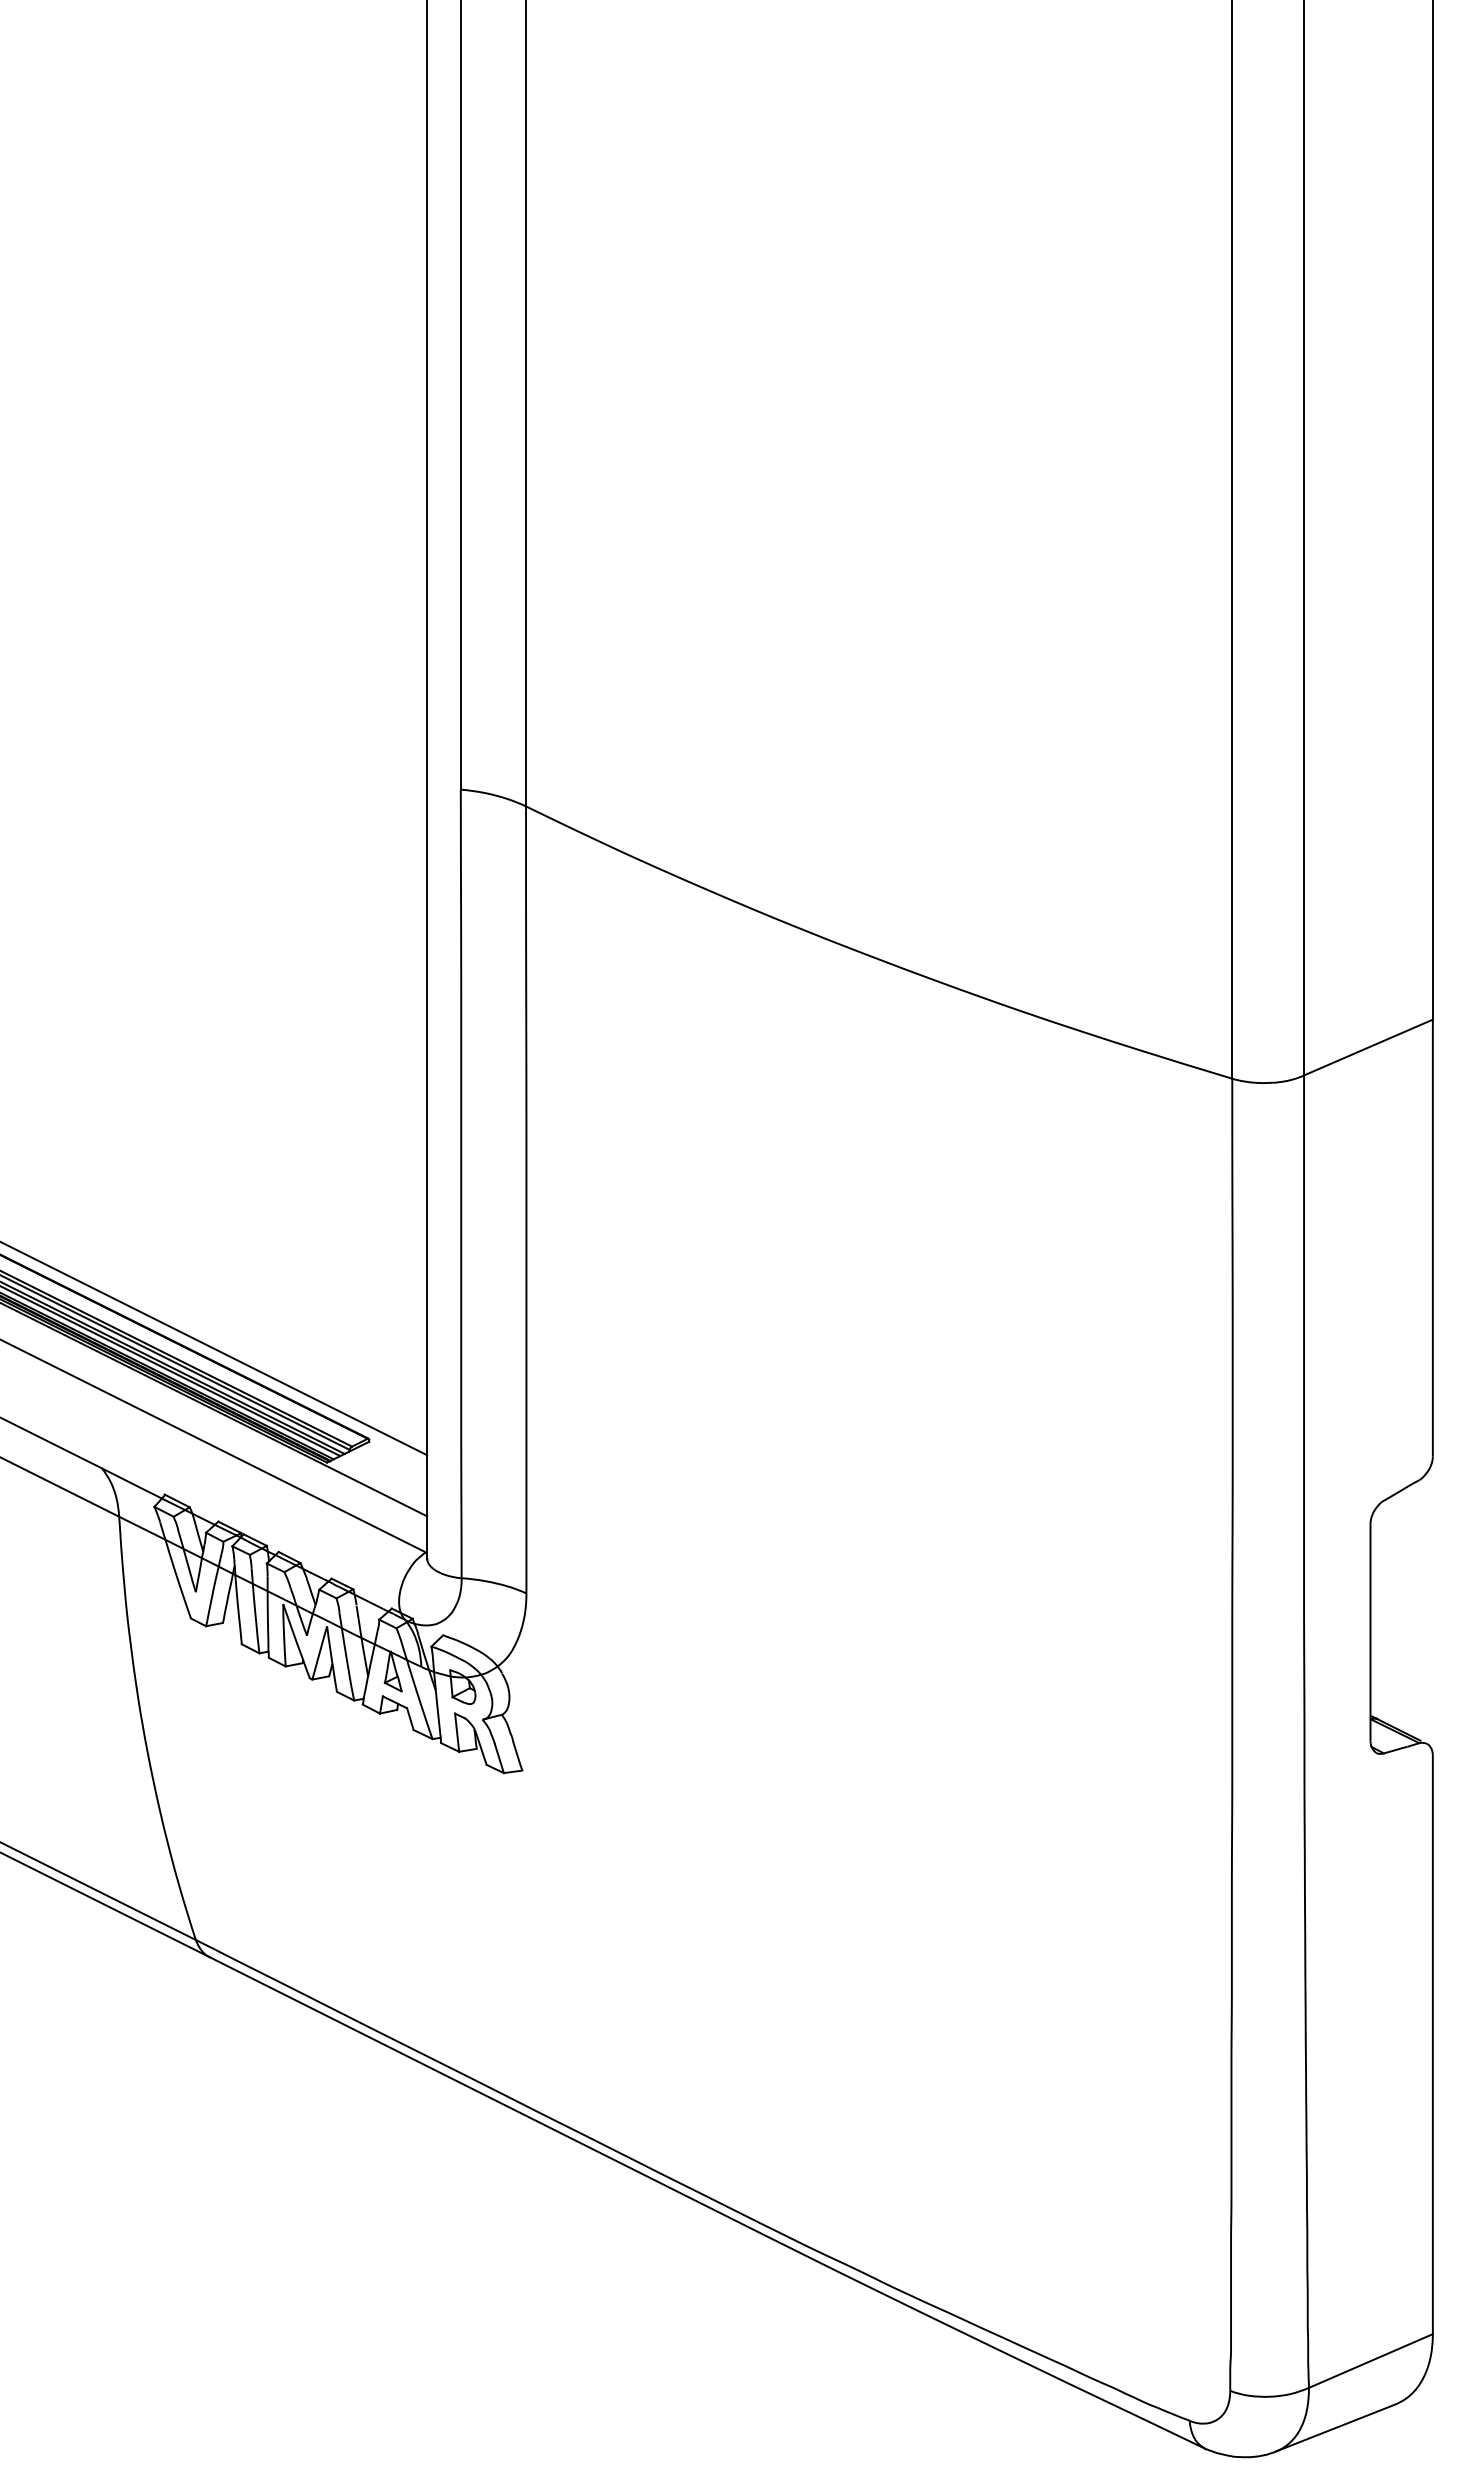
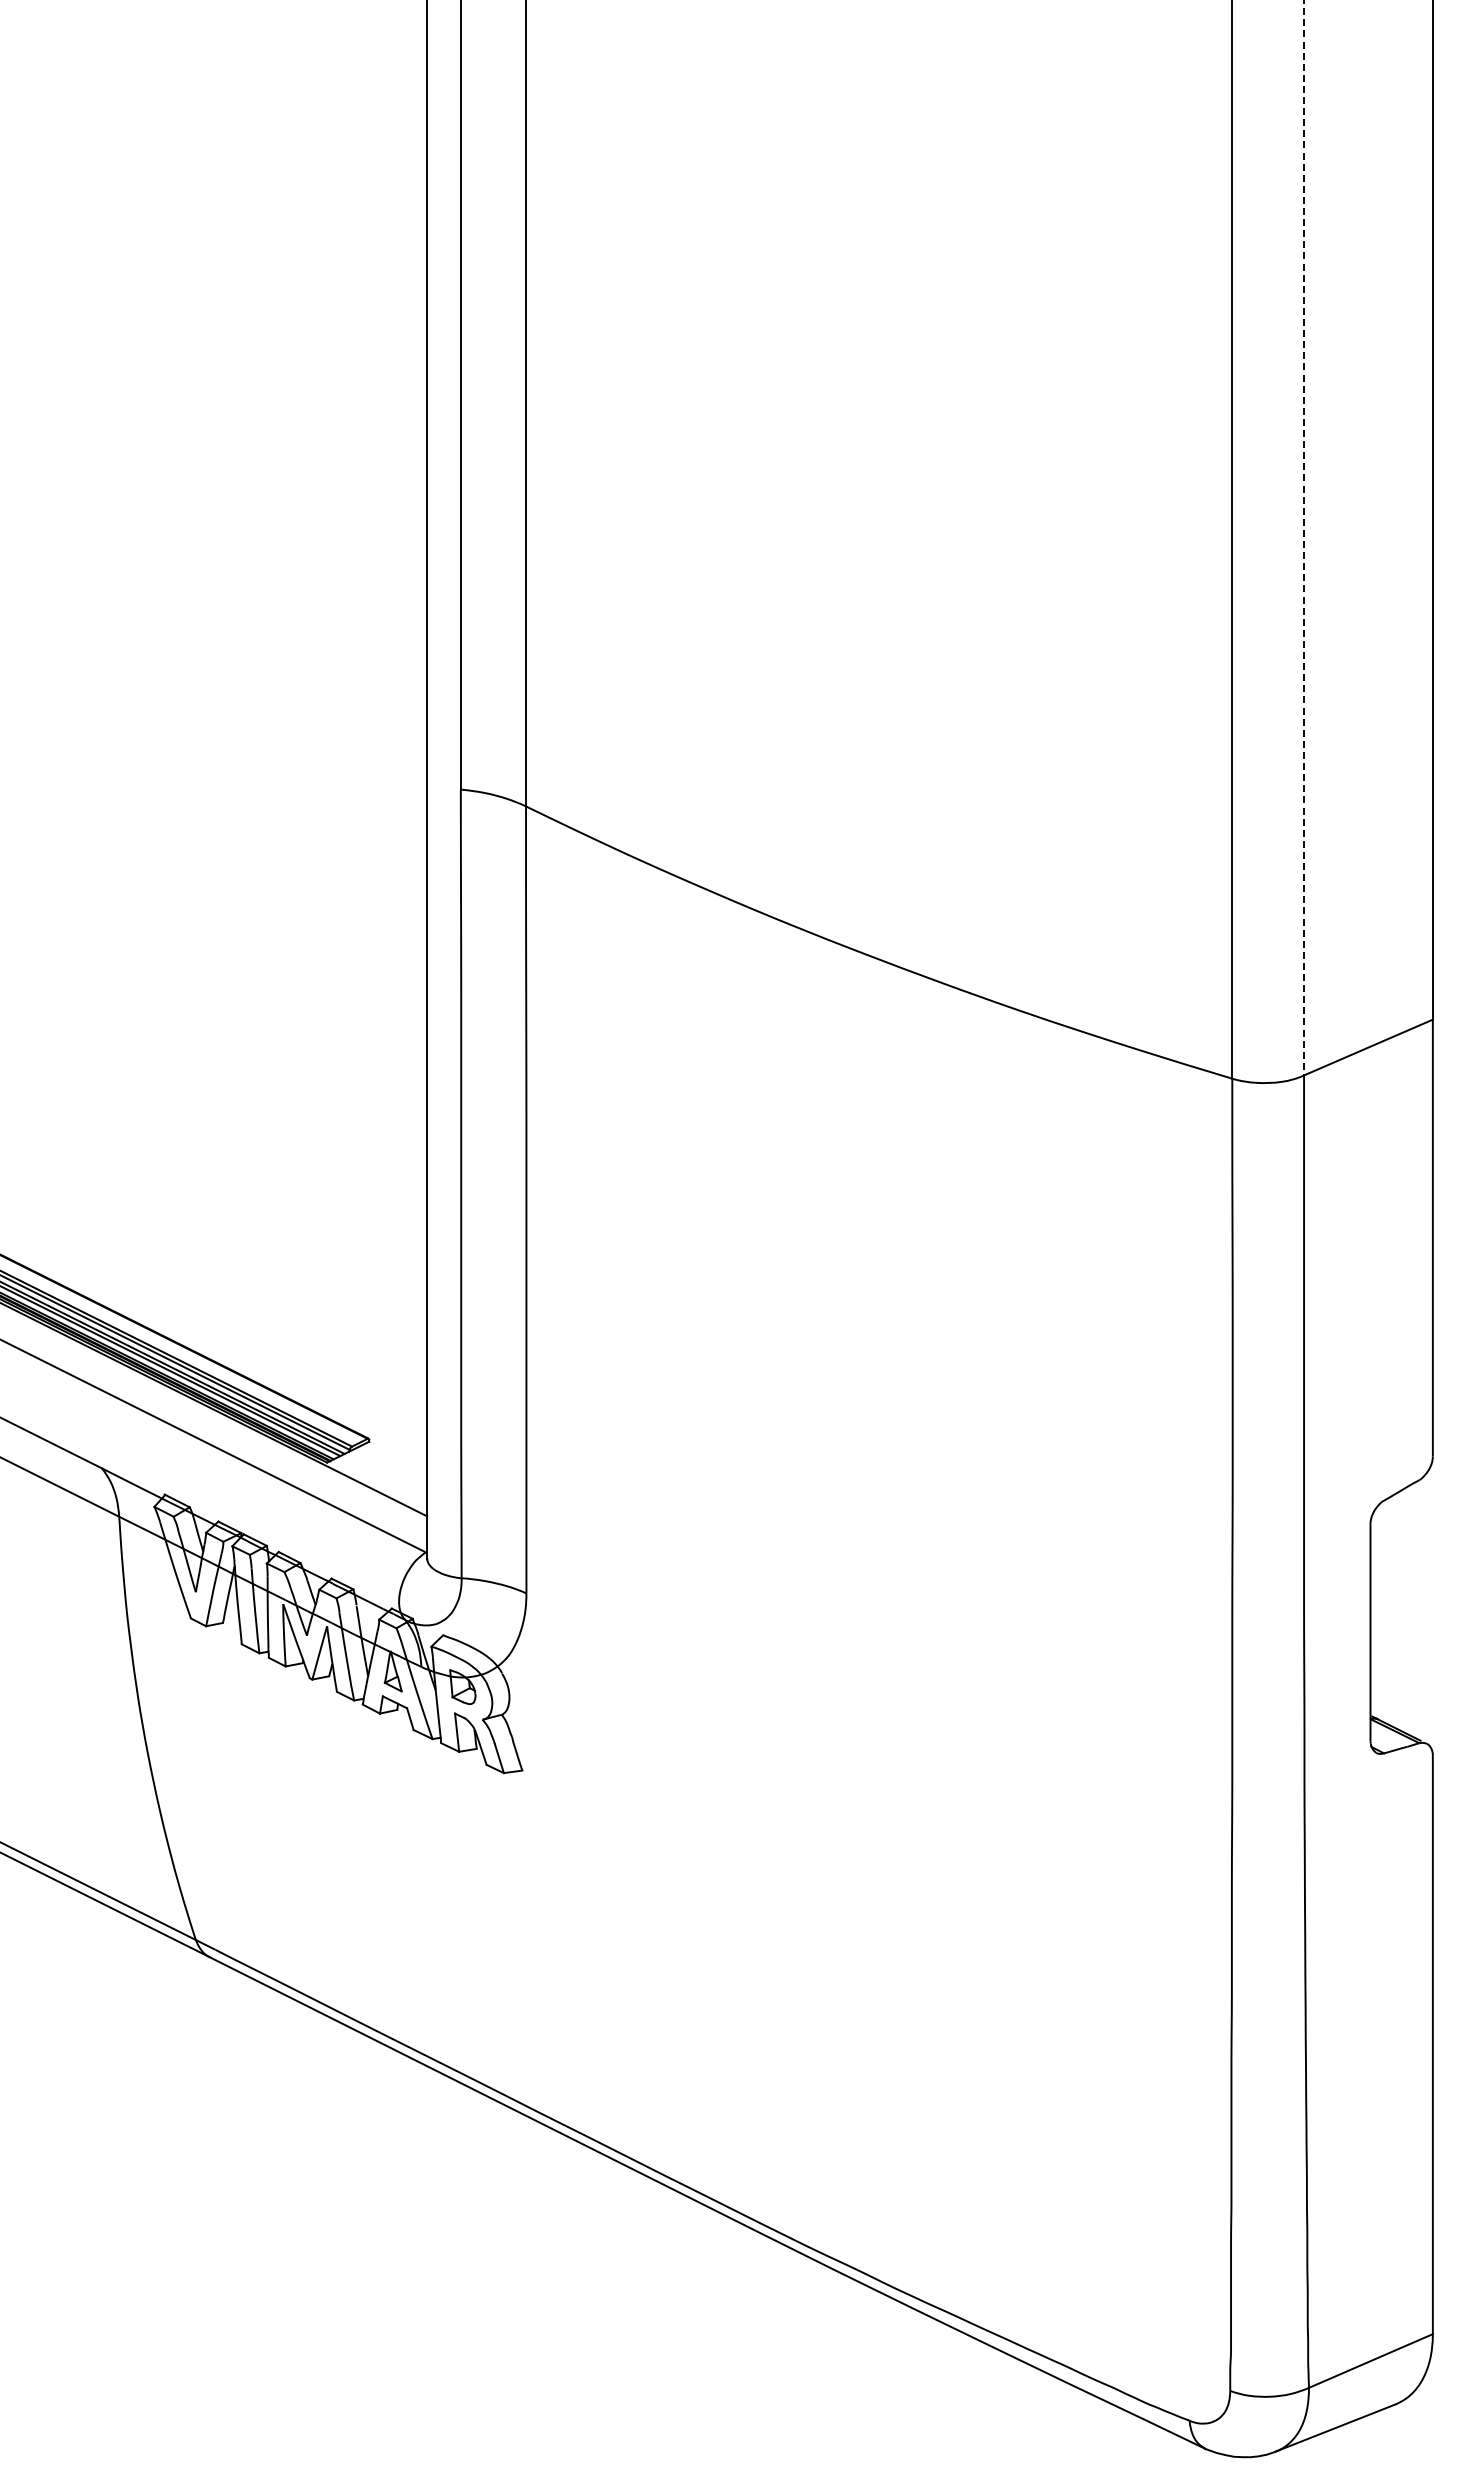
line: solid -> dashed (1304, 538)
line: present -> none (214, 1348)
